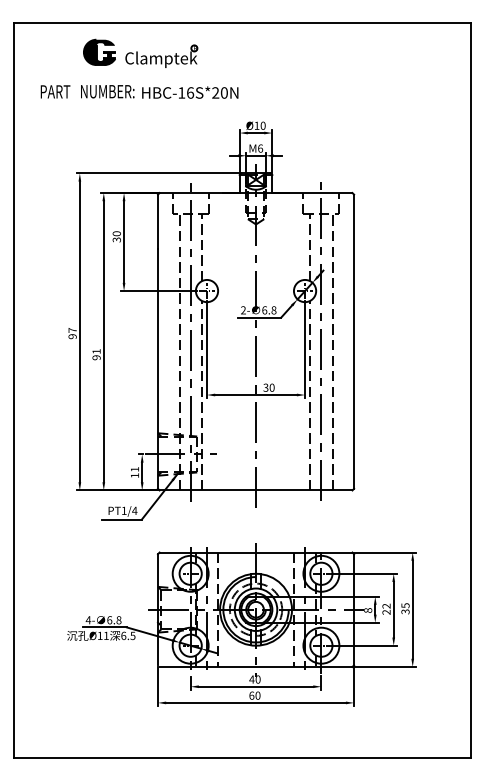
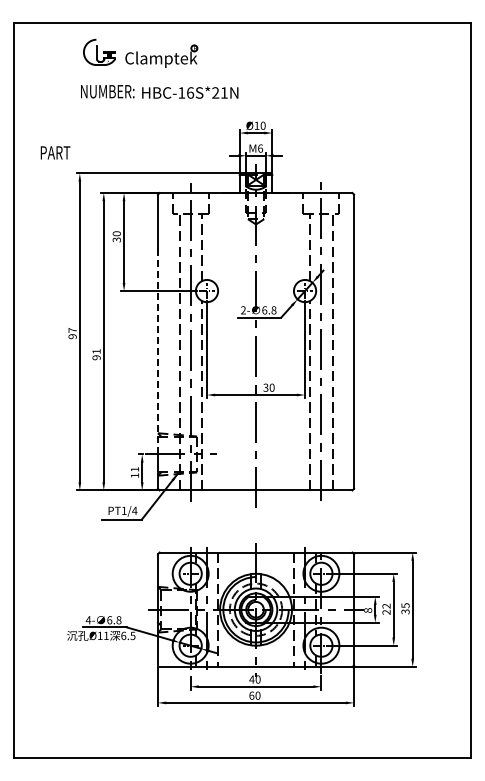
fill: present -> none (99, 52)
text position: (55, 91) -> (55, 152) (55, 152)
text: HBC-16S*20N -> HBC-16S*21N (223, 92)
line: solid -> dashed (158, 351)
